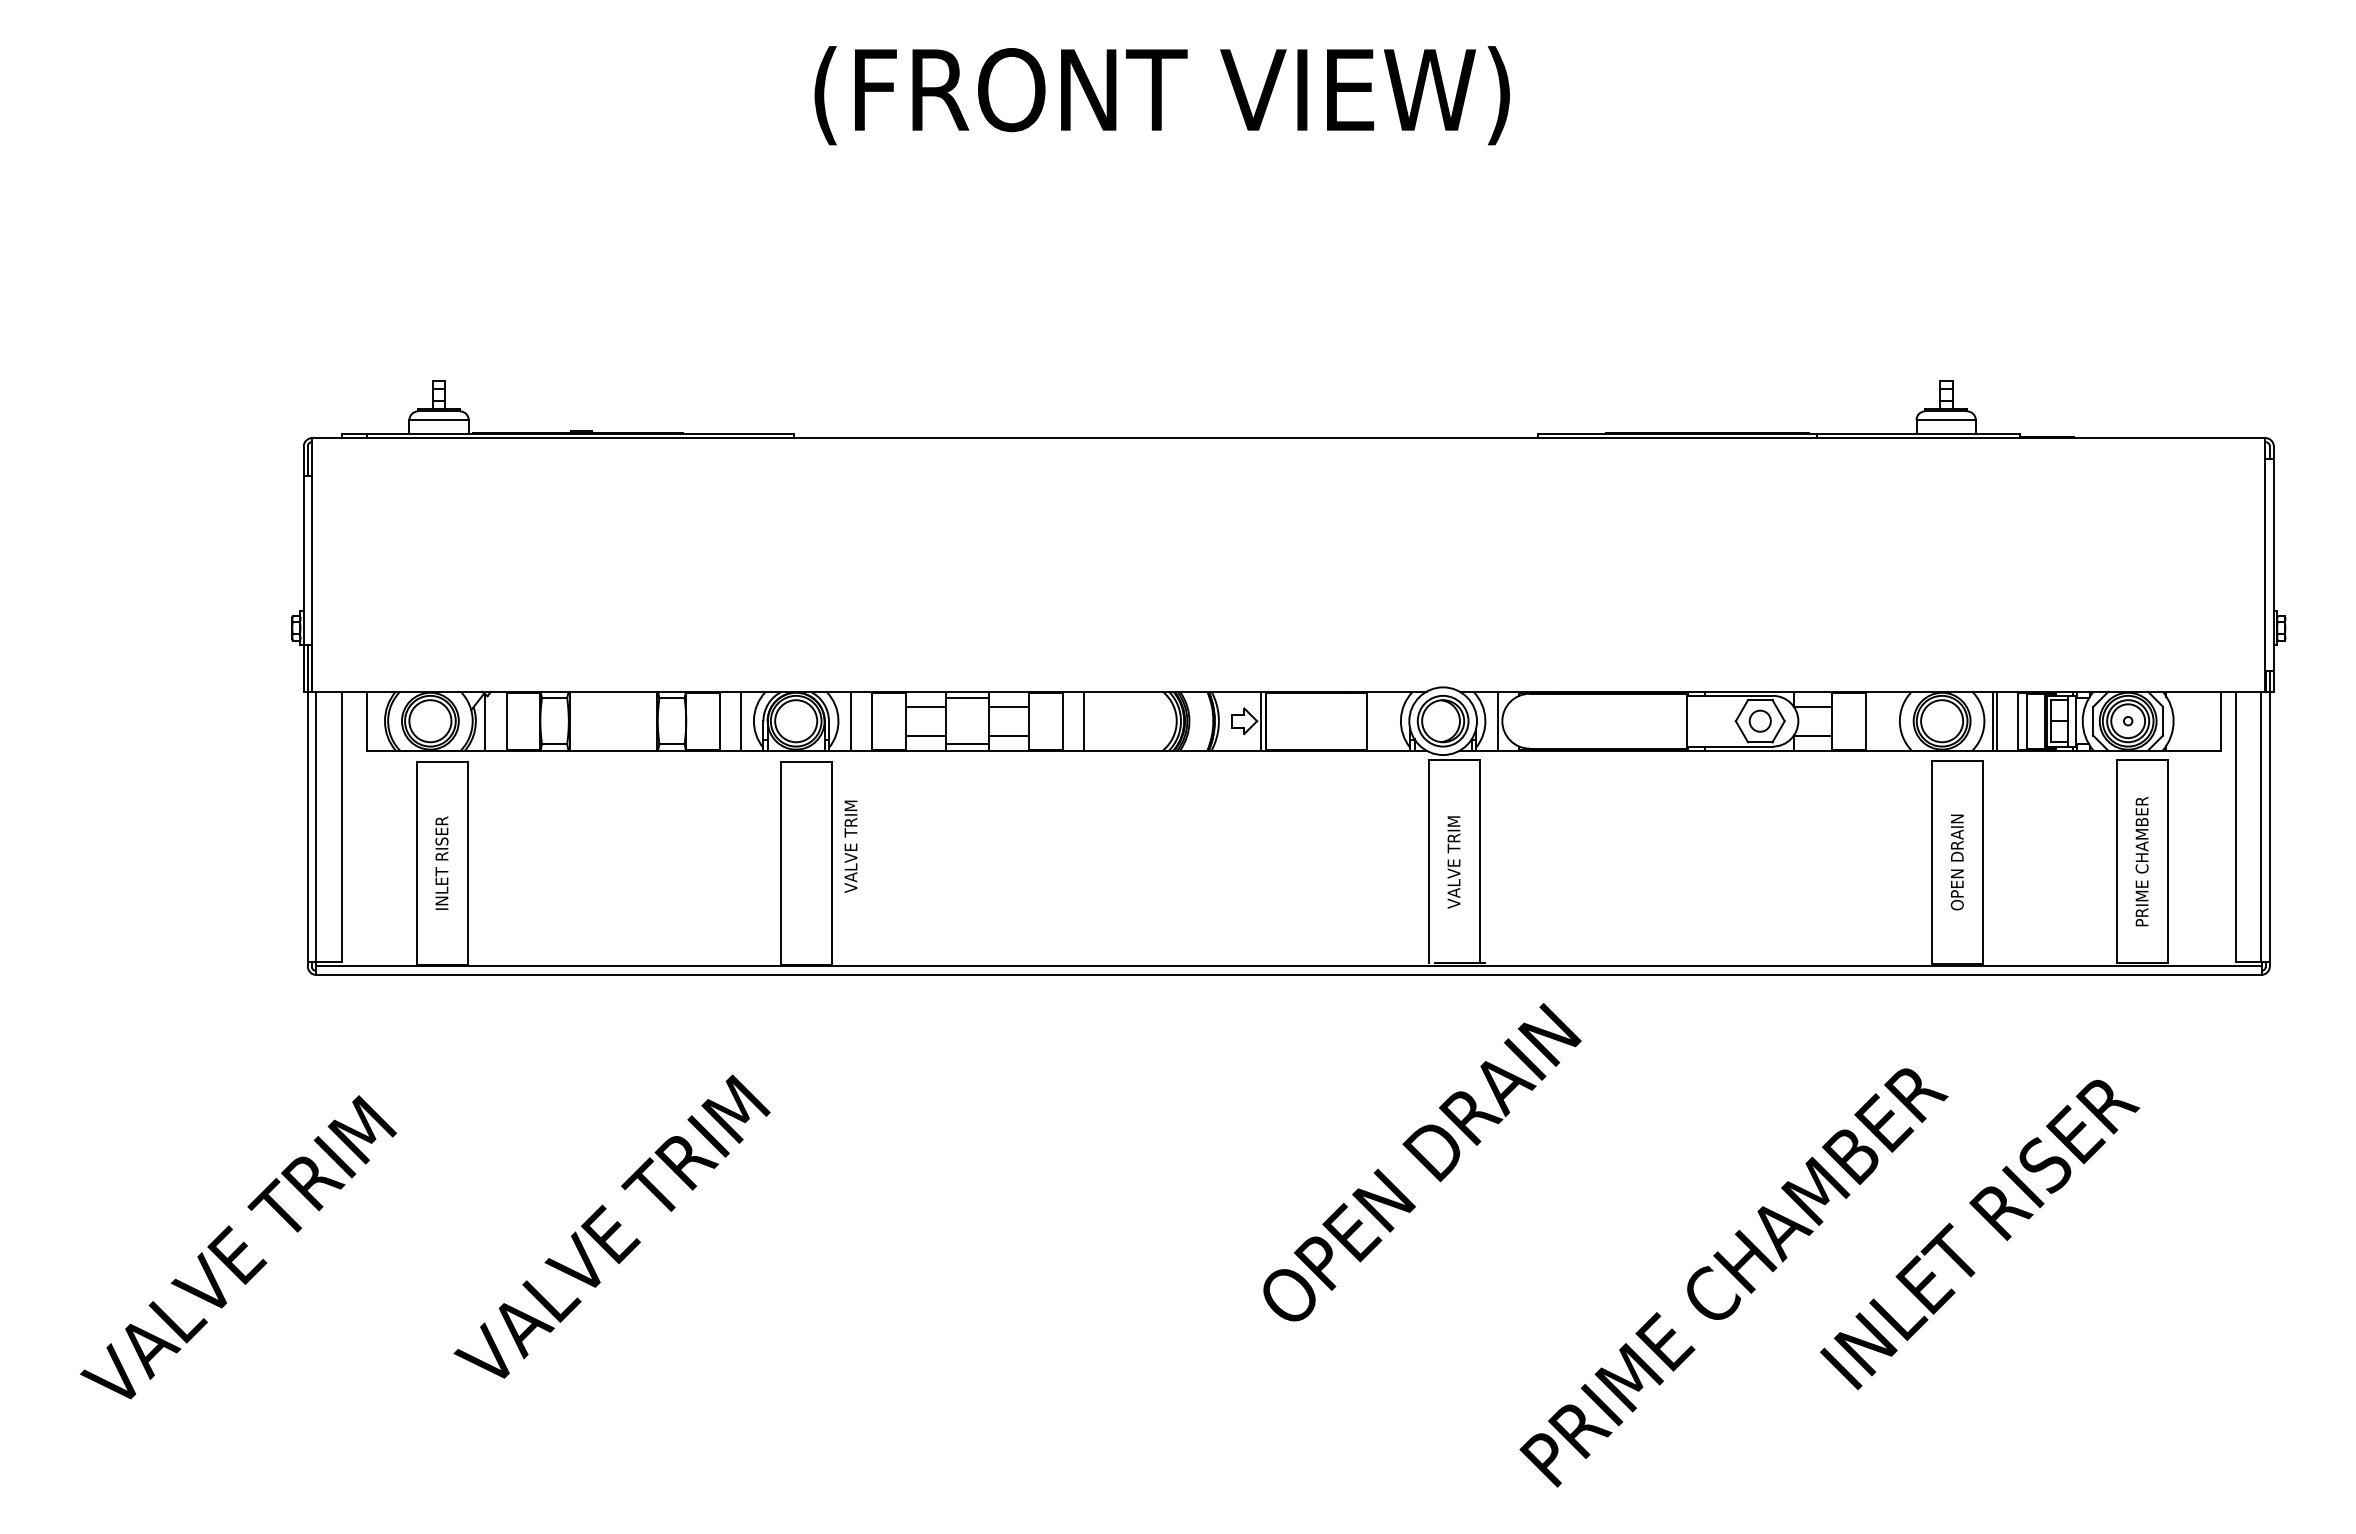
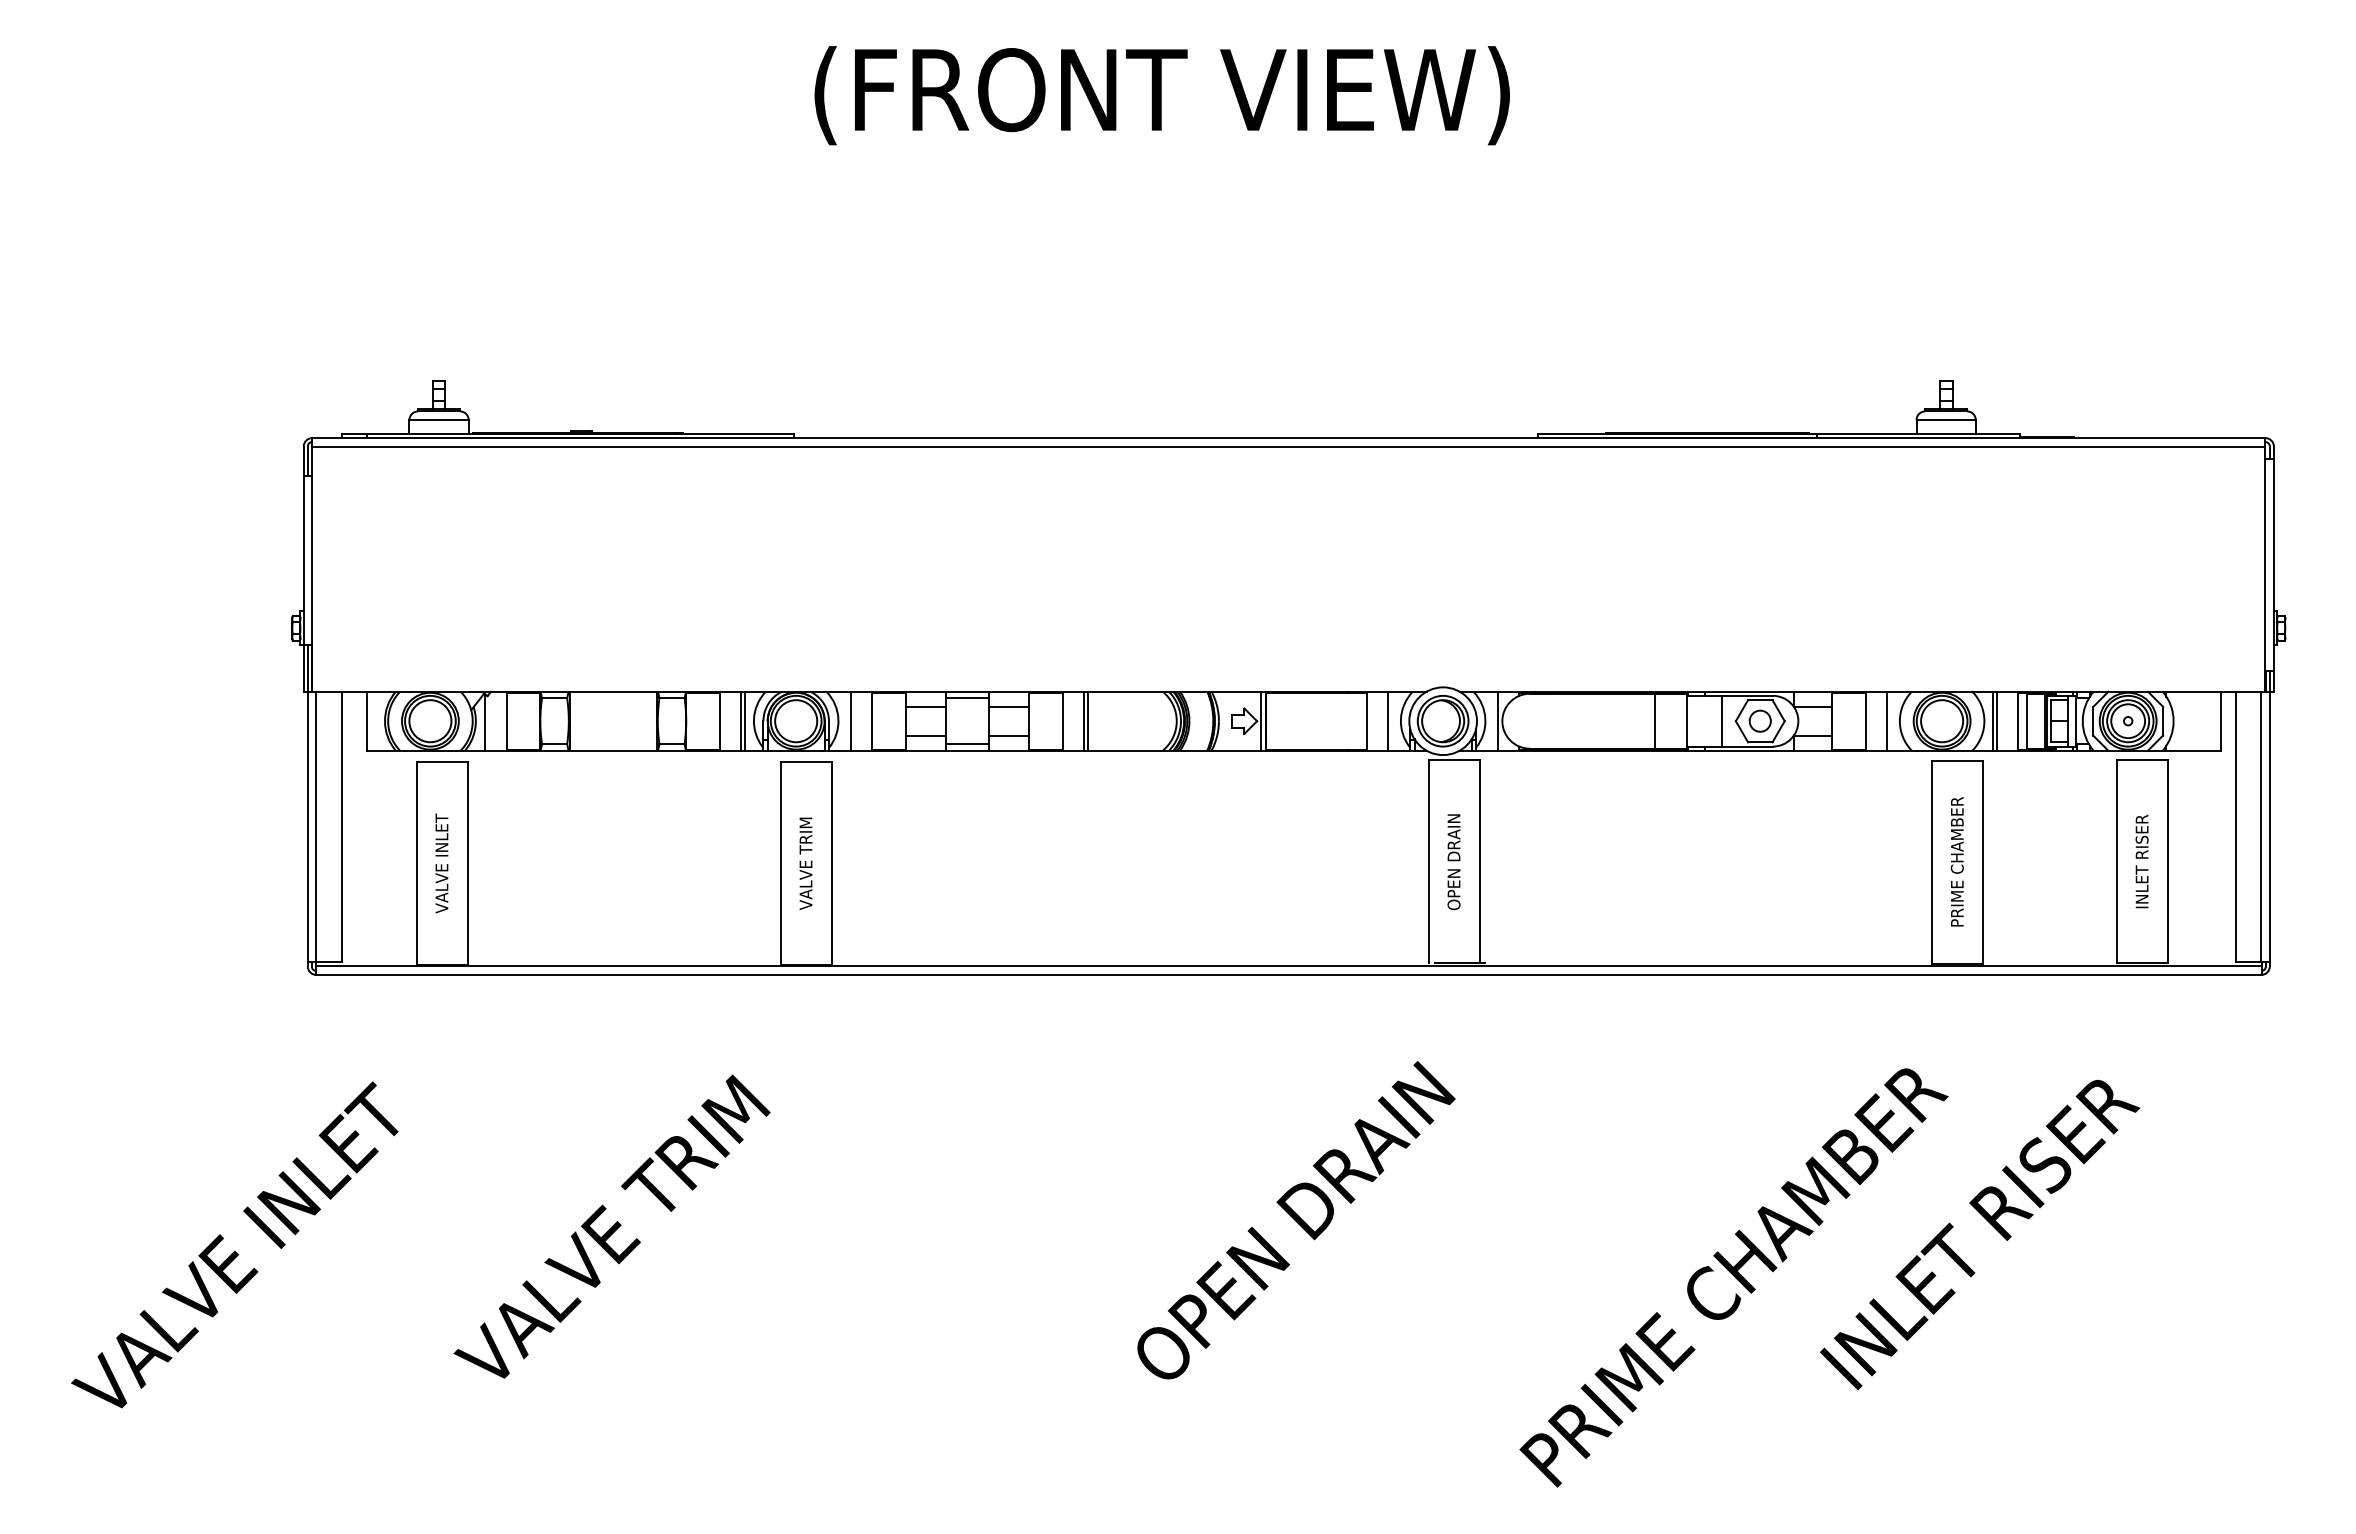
line: none -> present (1288, 446)
line: none -> present (745, 720)
line: none -> present (1087, 720)
line: none -> present (1388, 720)
line: none -> present (1655, 720)
line: none -> present (1722, 720)
line: none -> present (1887, 720)
text position: (850, 846) -> (805, 863) (805, 863)
text: OPEN DRAIN -> PRIME CHAMBER (1956, 861)
text: PRIME CHAMBER -> INLET RISER (2141, 861)
text: VALVE TRIM -> OPEN DRAIN (1453, 862)
text: INLET RISER -> VALVE INLET (441, 863)
text position: (1422, 1162) -> (1296, 1220) (1296, 1220)
text: VALVE TRIM -> VALVE INLET (234, 1244)
